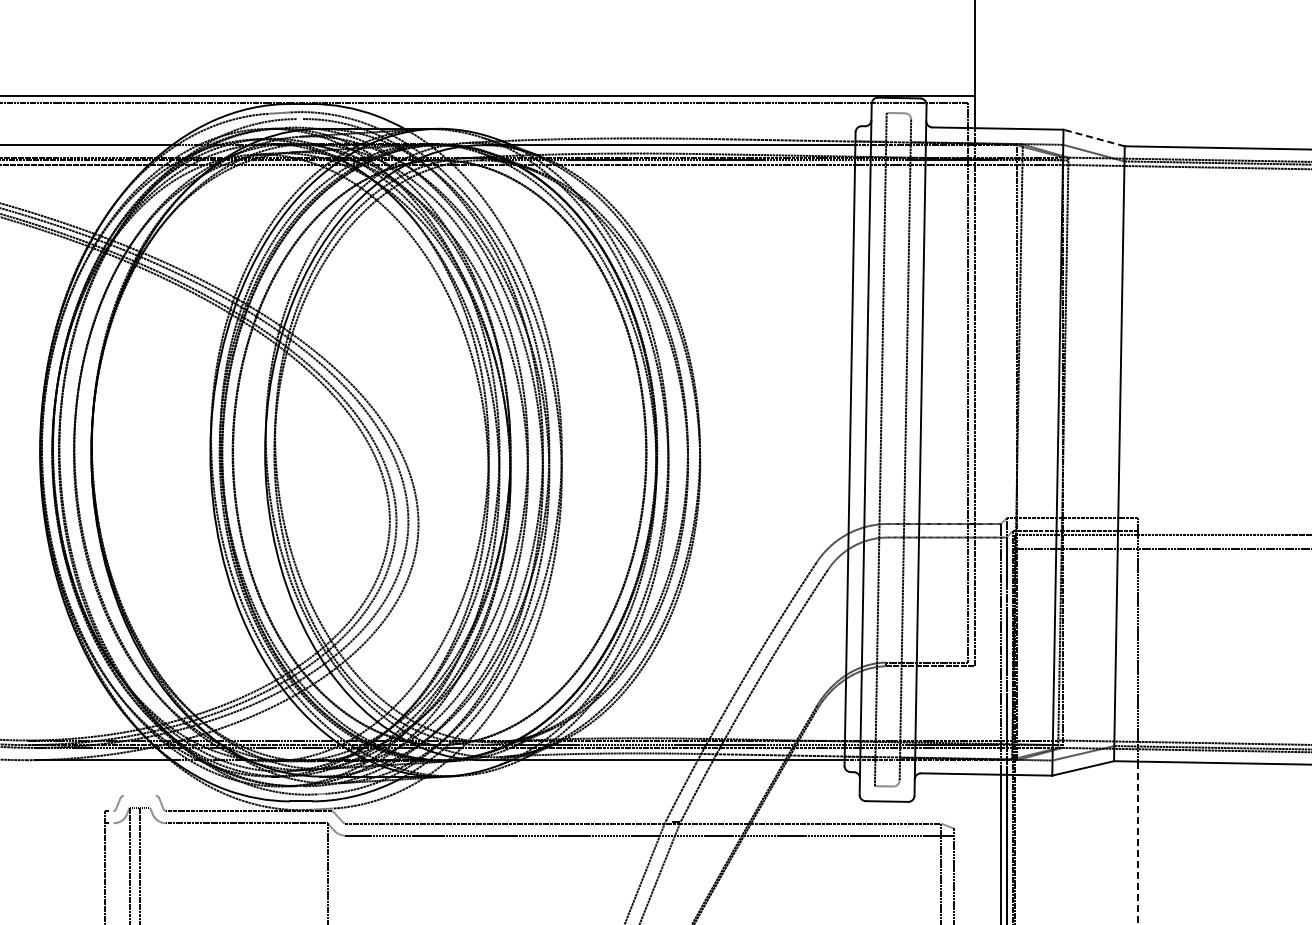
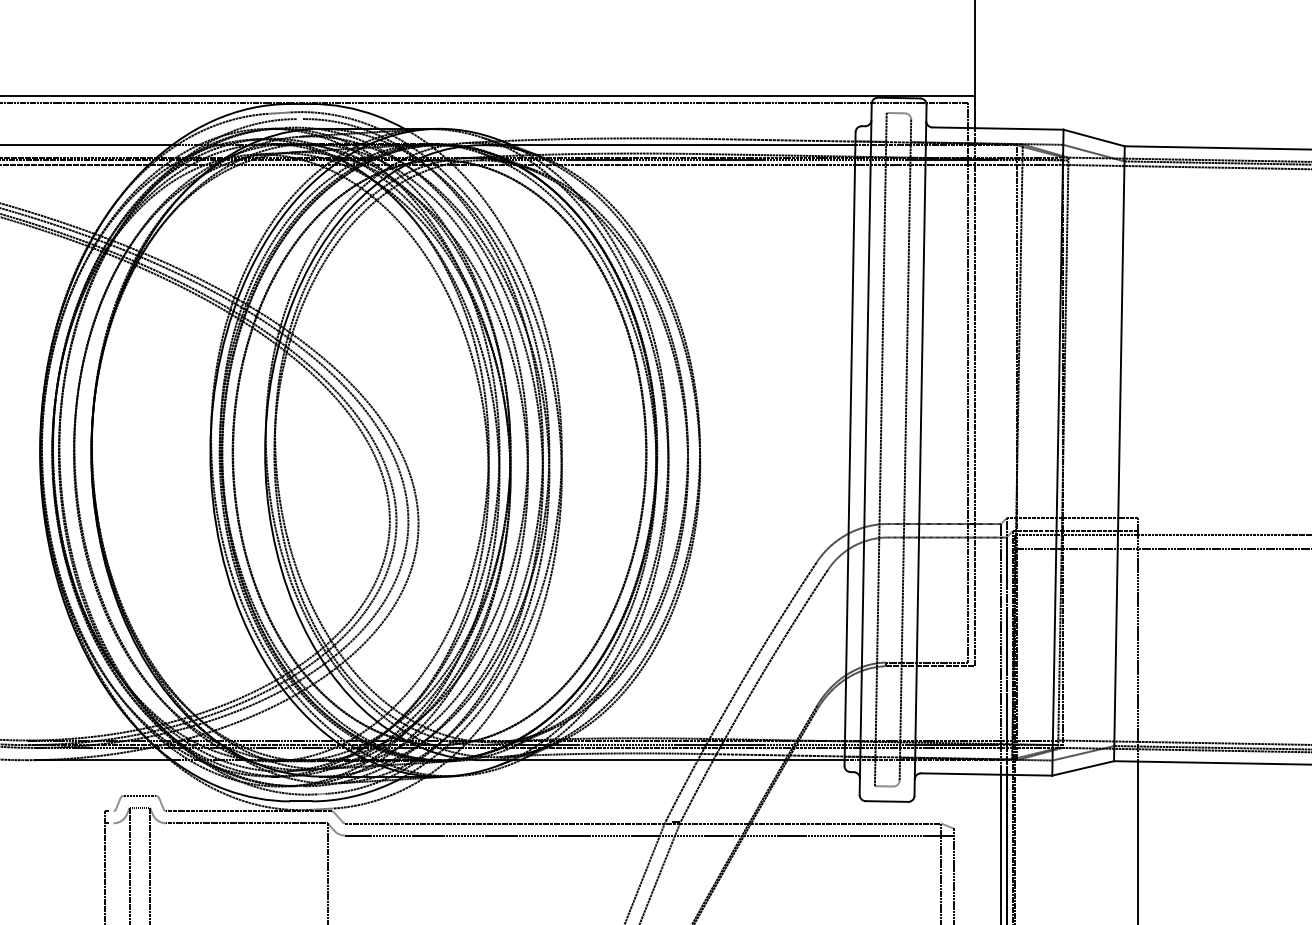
line: dashed -> solid (1094, 138)
line: none -> present (139, 795)
line: dashed -> solid (1138, 843)
line position: (140, 864) -> (150, 864) (150, 864)
